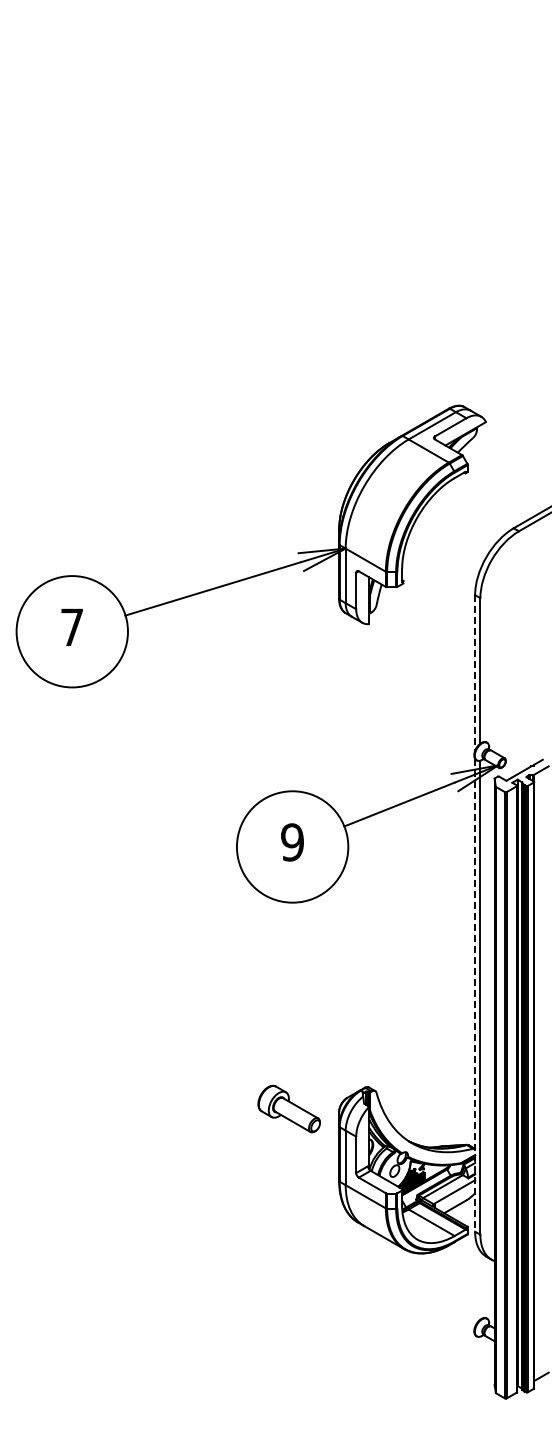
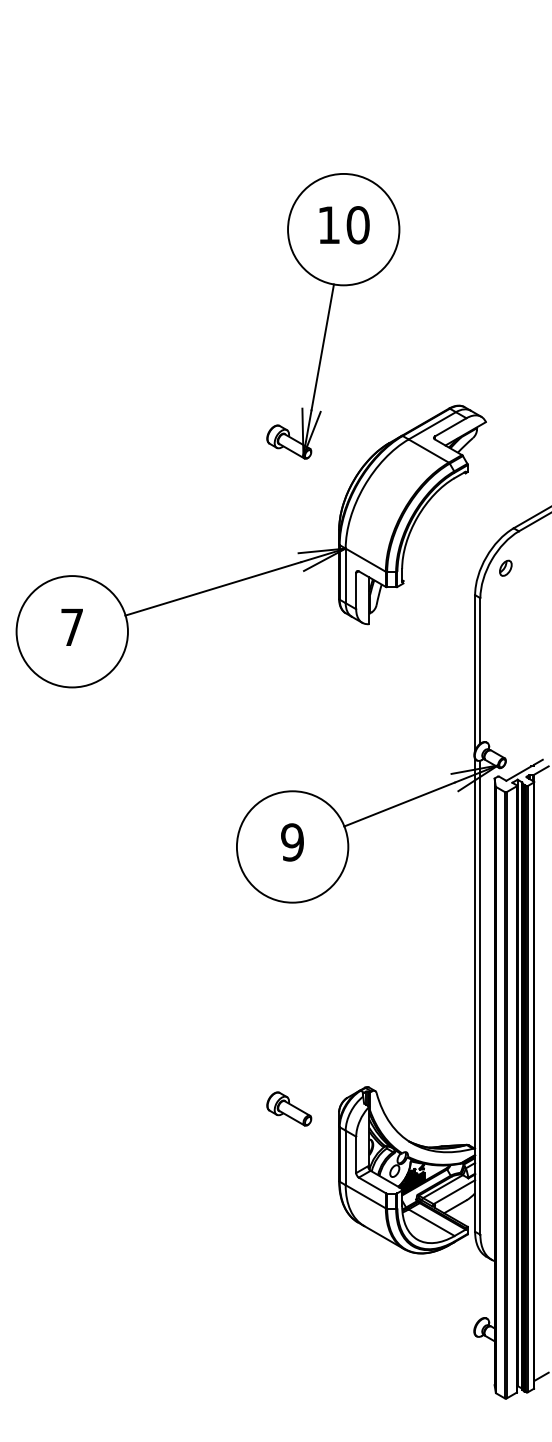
part: none -> present (333, 316)
part: none -> present (505, 567)
line: dashed -> solid (475, 673)
line: dashed -> solid (475, 995)
part size: 64x50 px -> 47x36 px (289, 1108)
